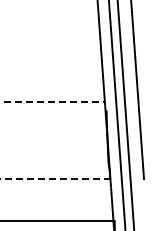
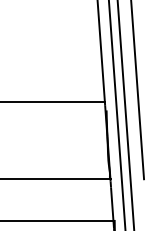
line: dashed -> solid (52, 102)
line: dashed -> solid (55, 179)
